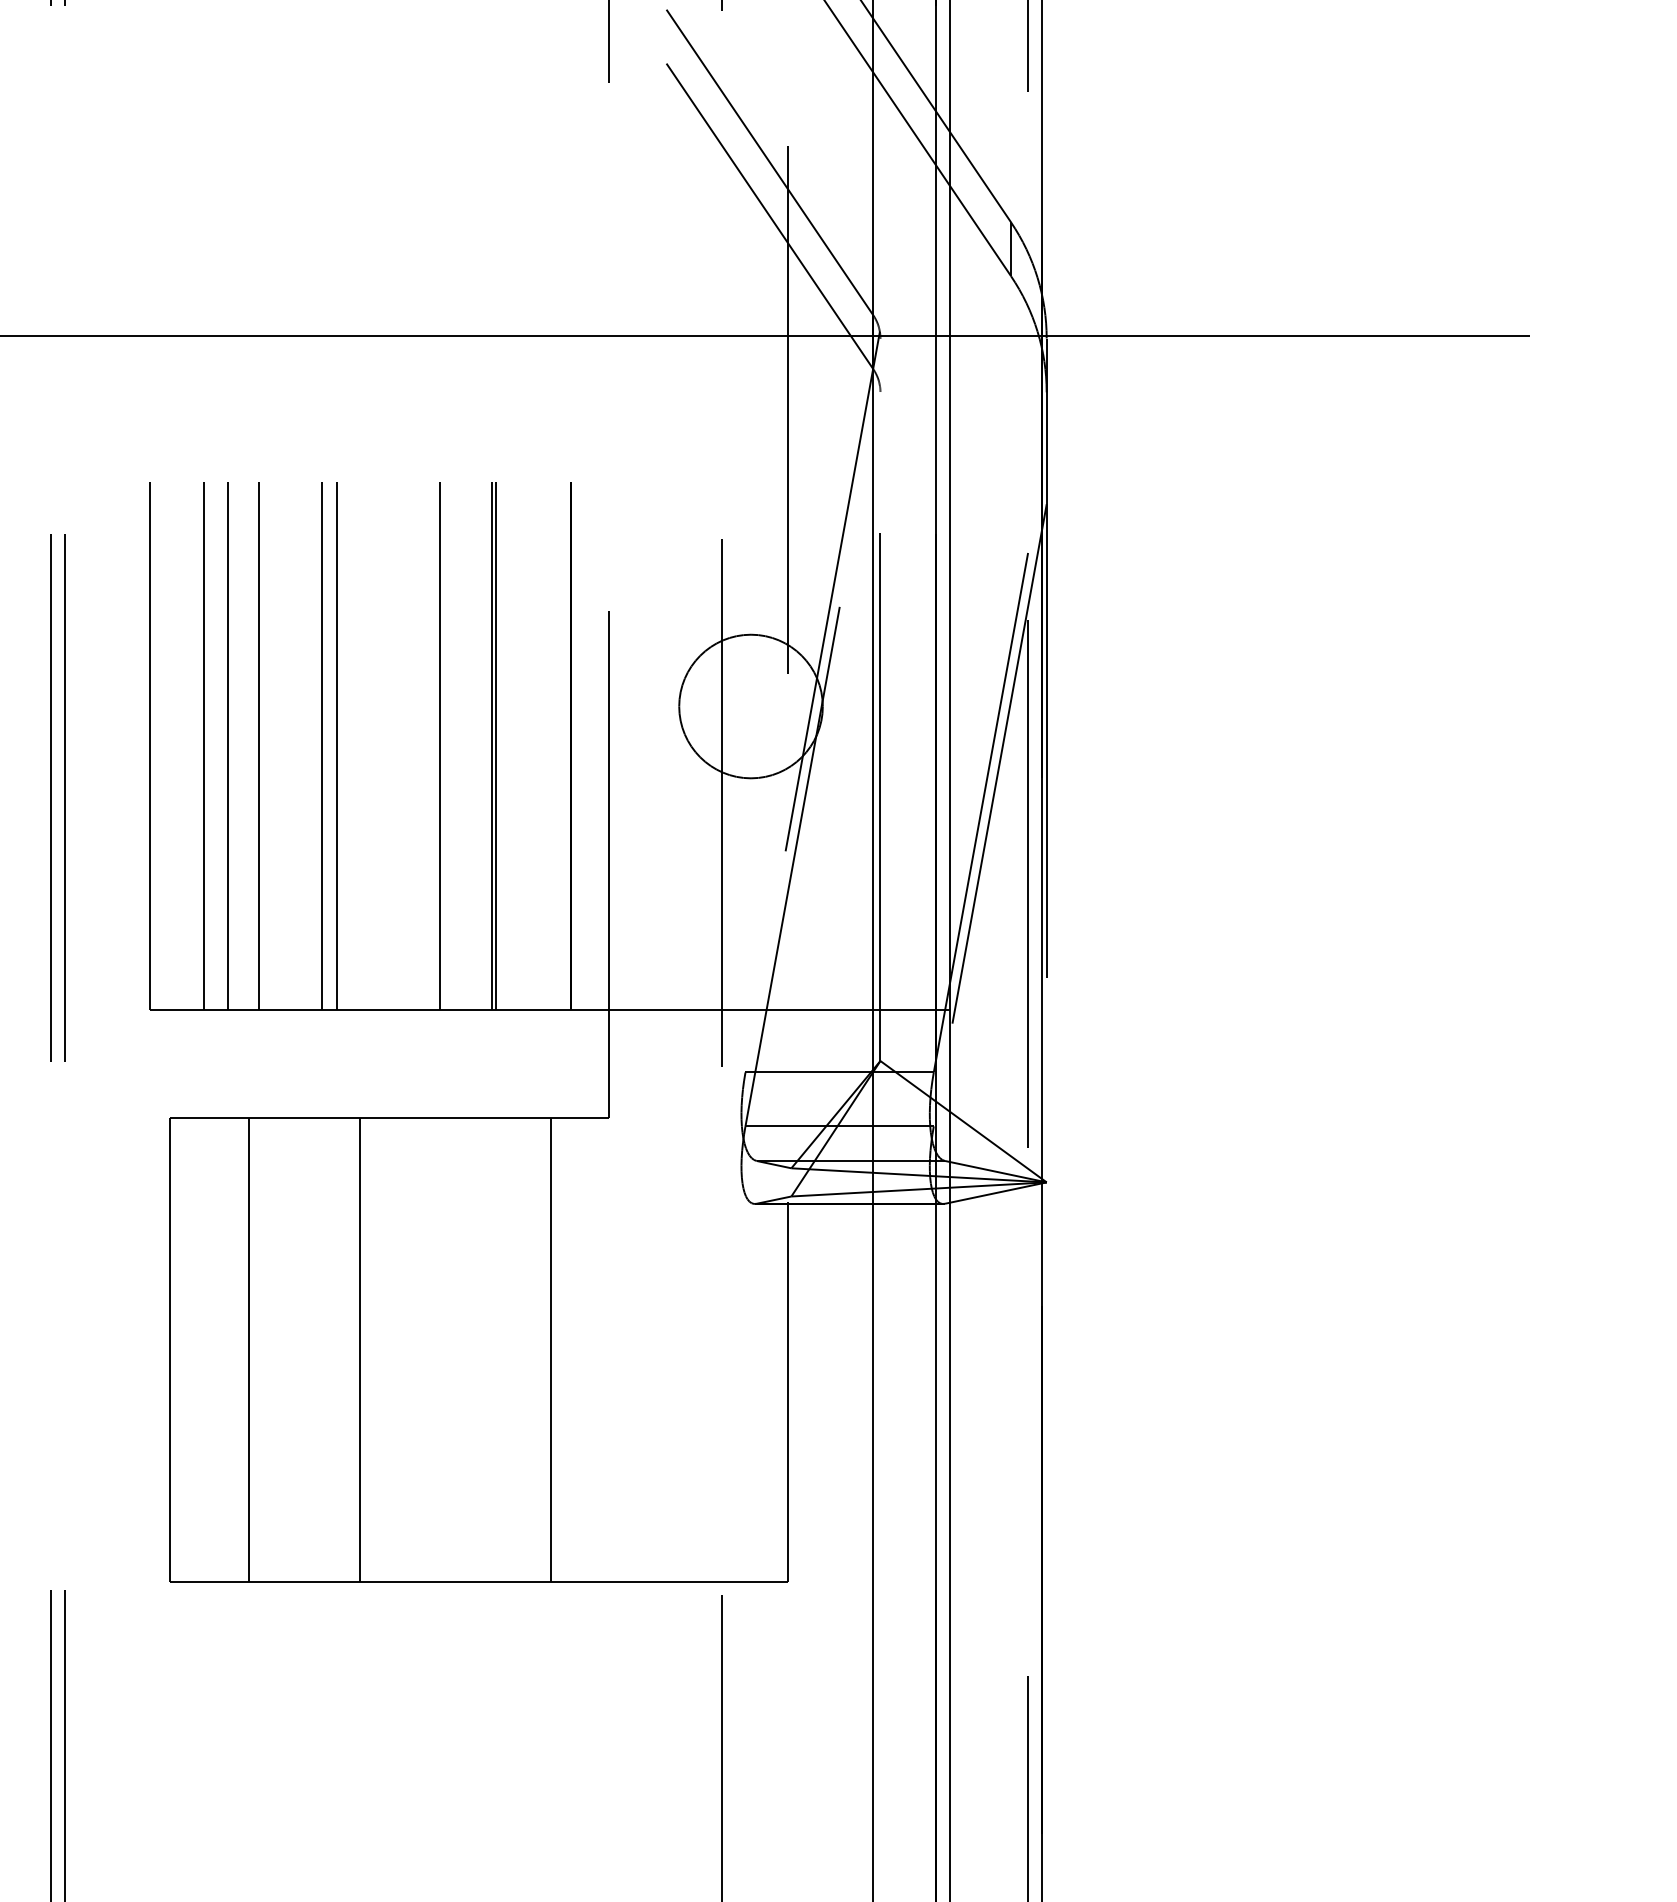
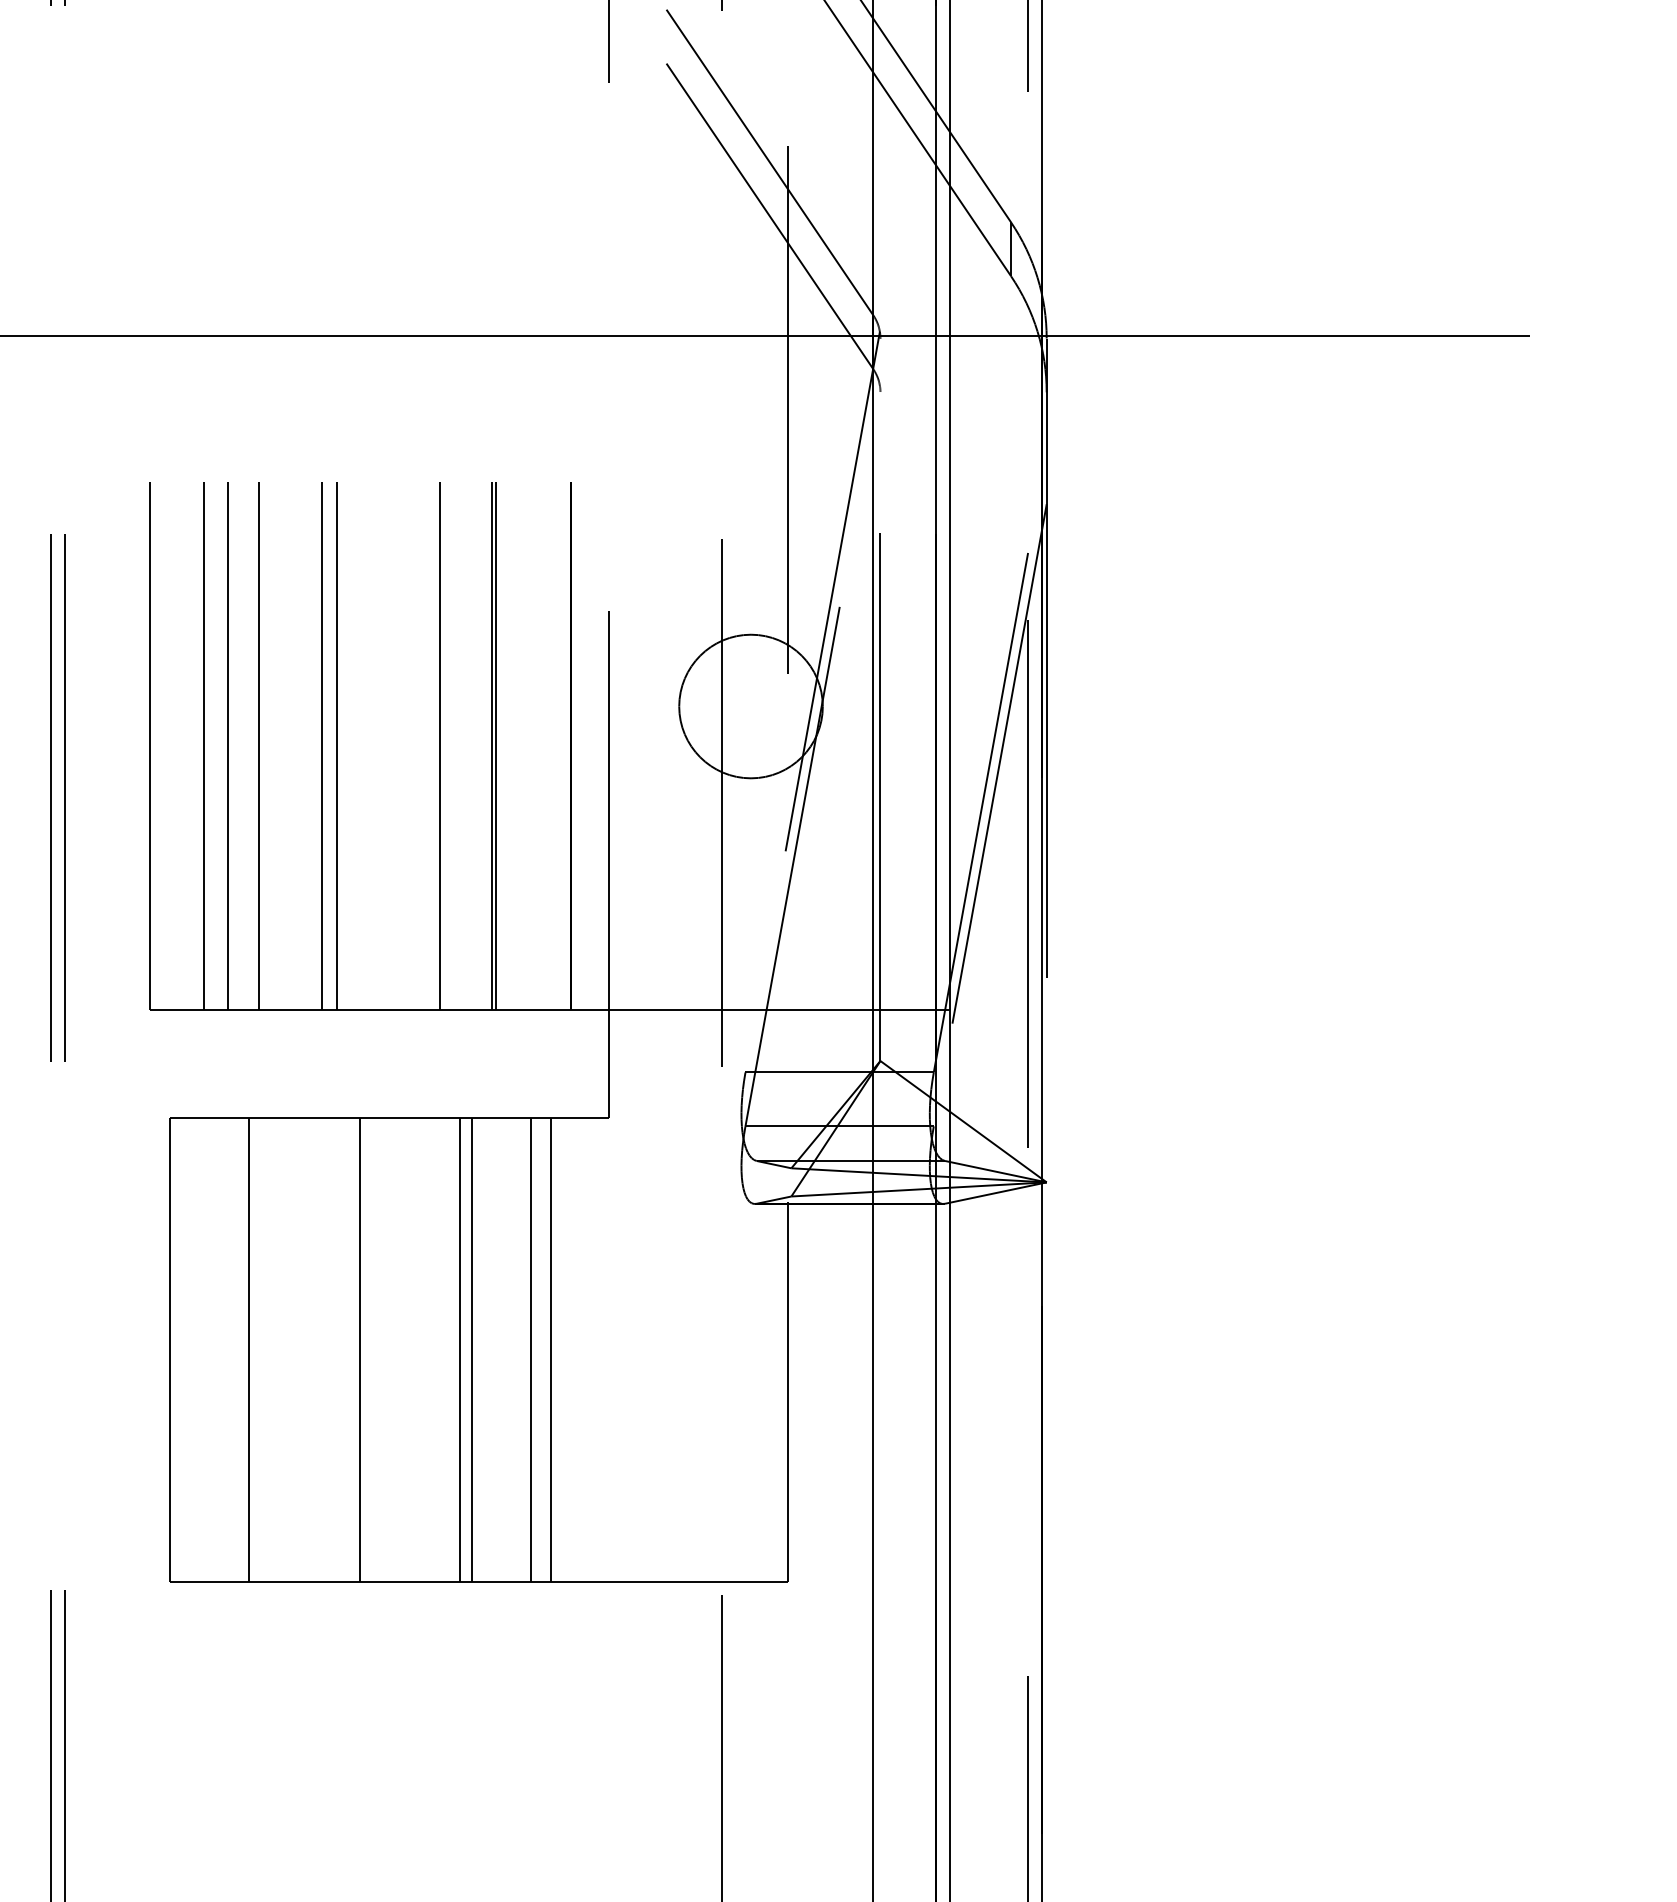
line: none -> present (460, 1349)
line: none -> present (471, 1349)
line: none -> present (530, 1349)
